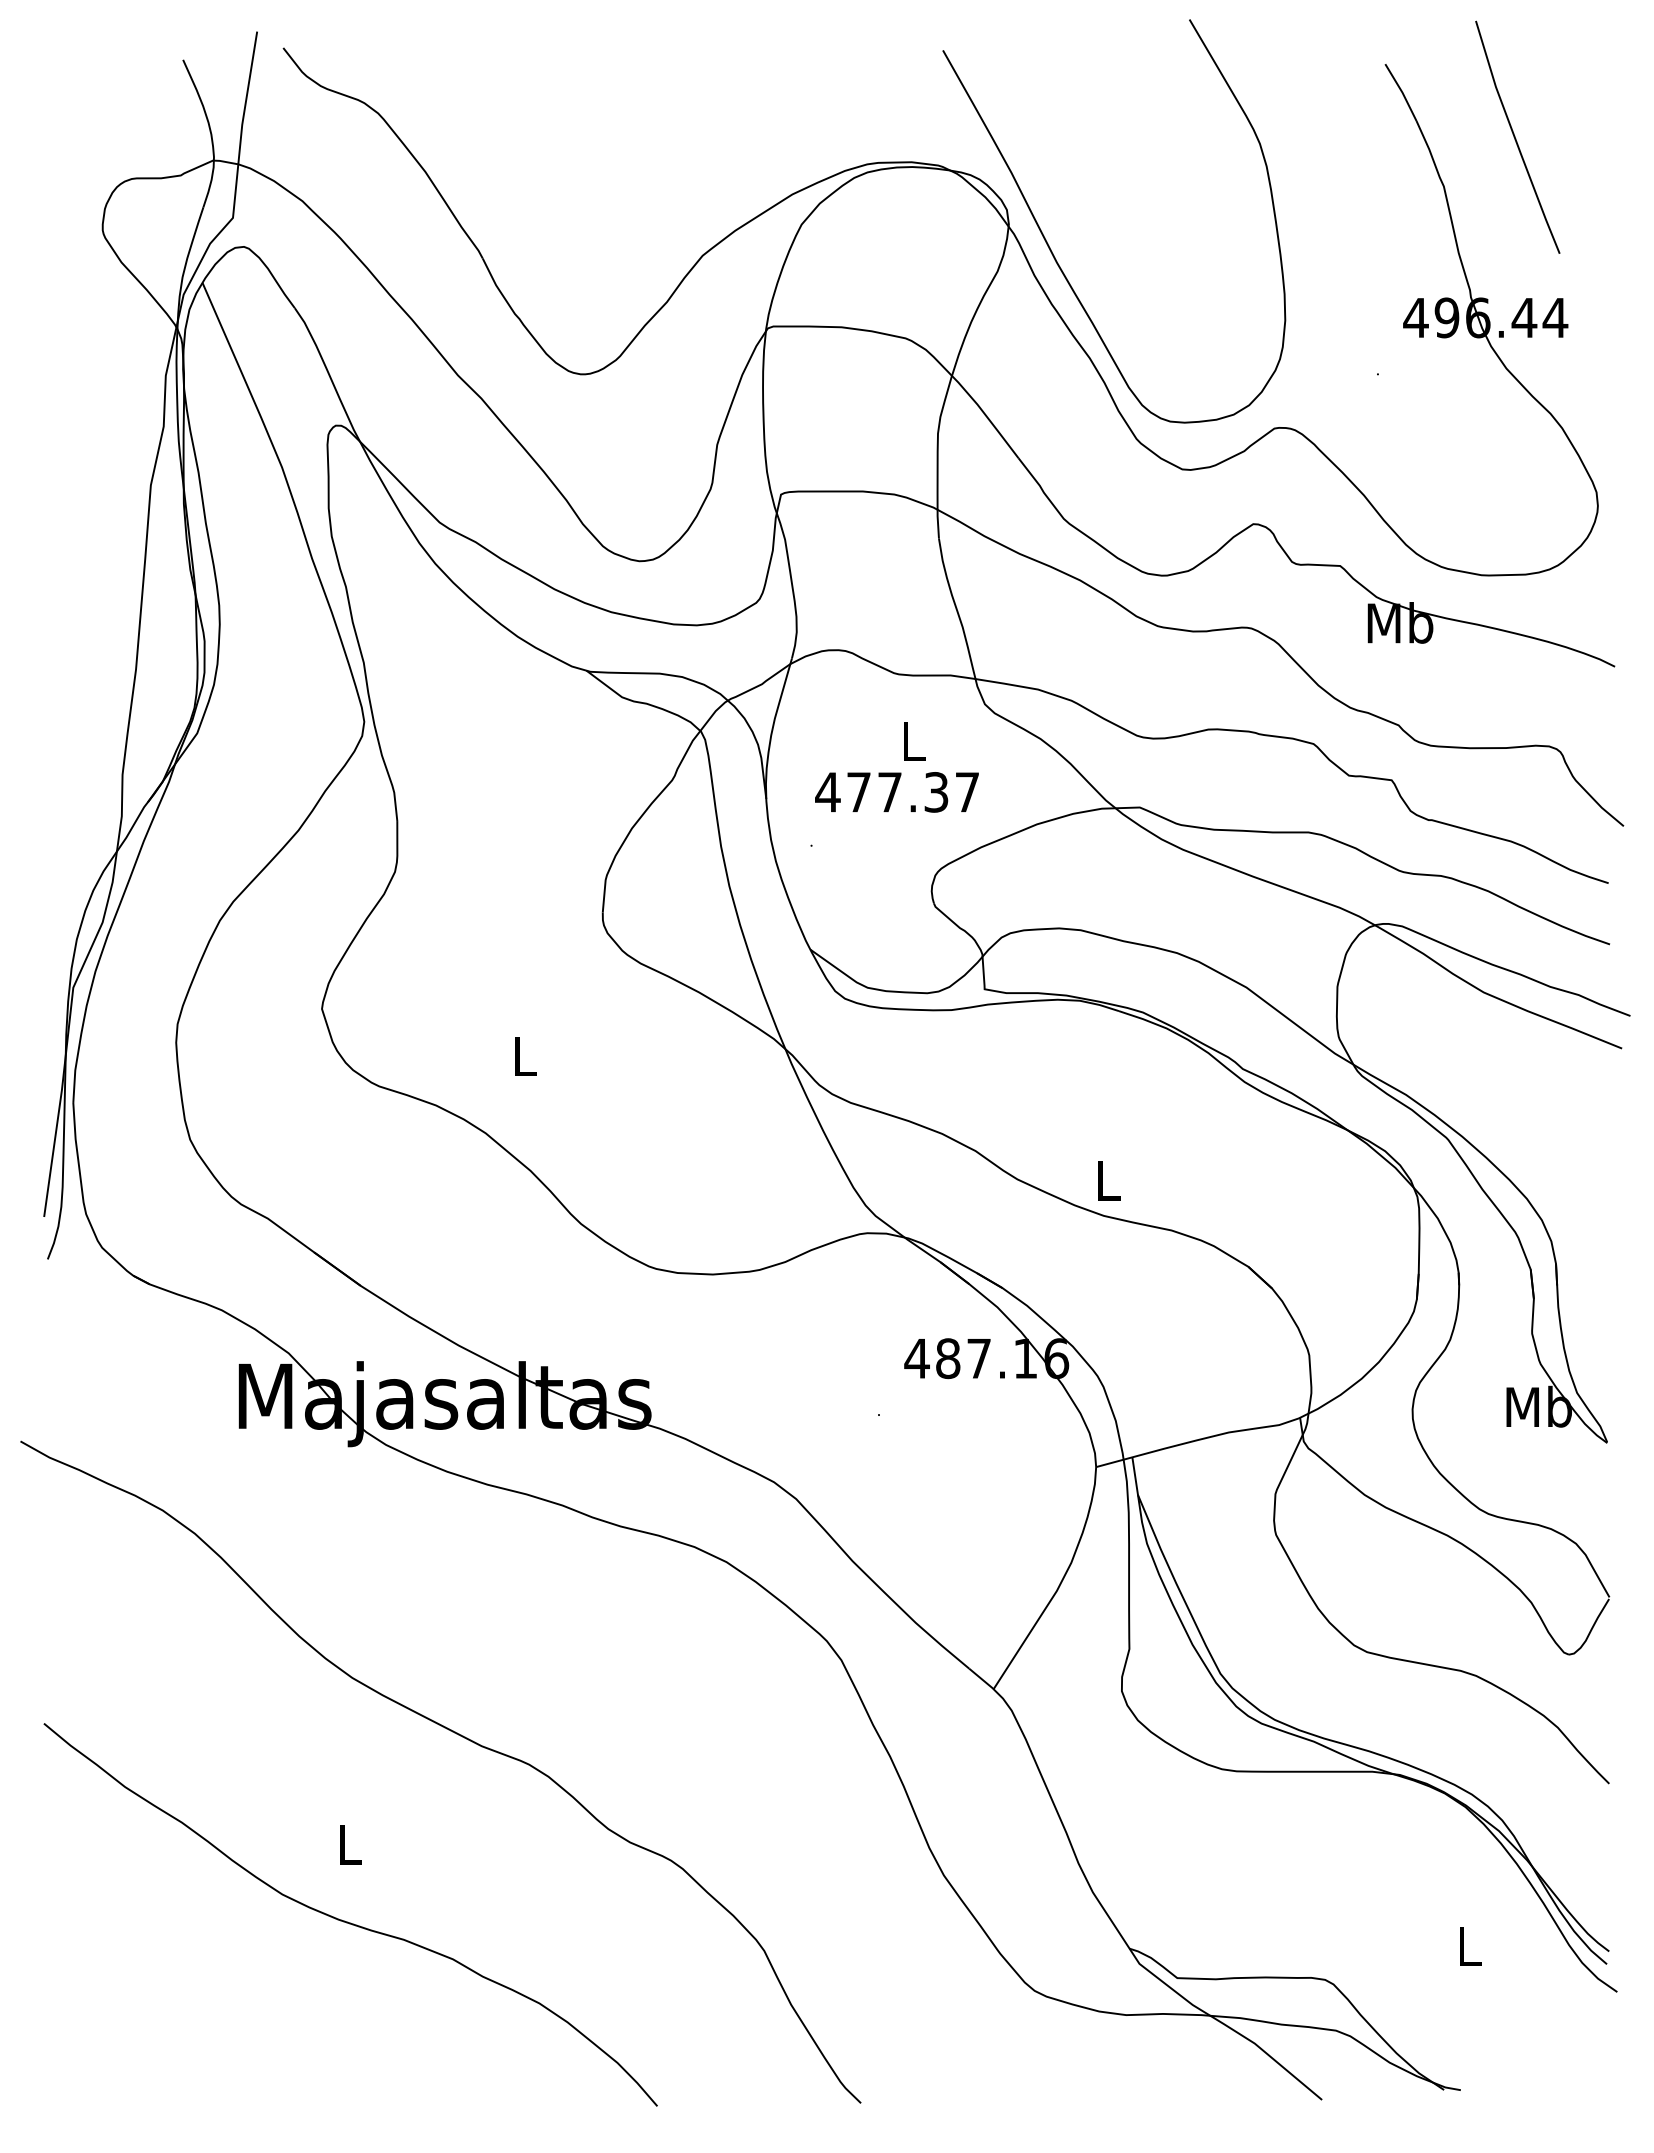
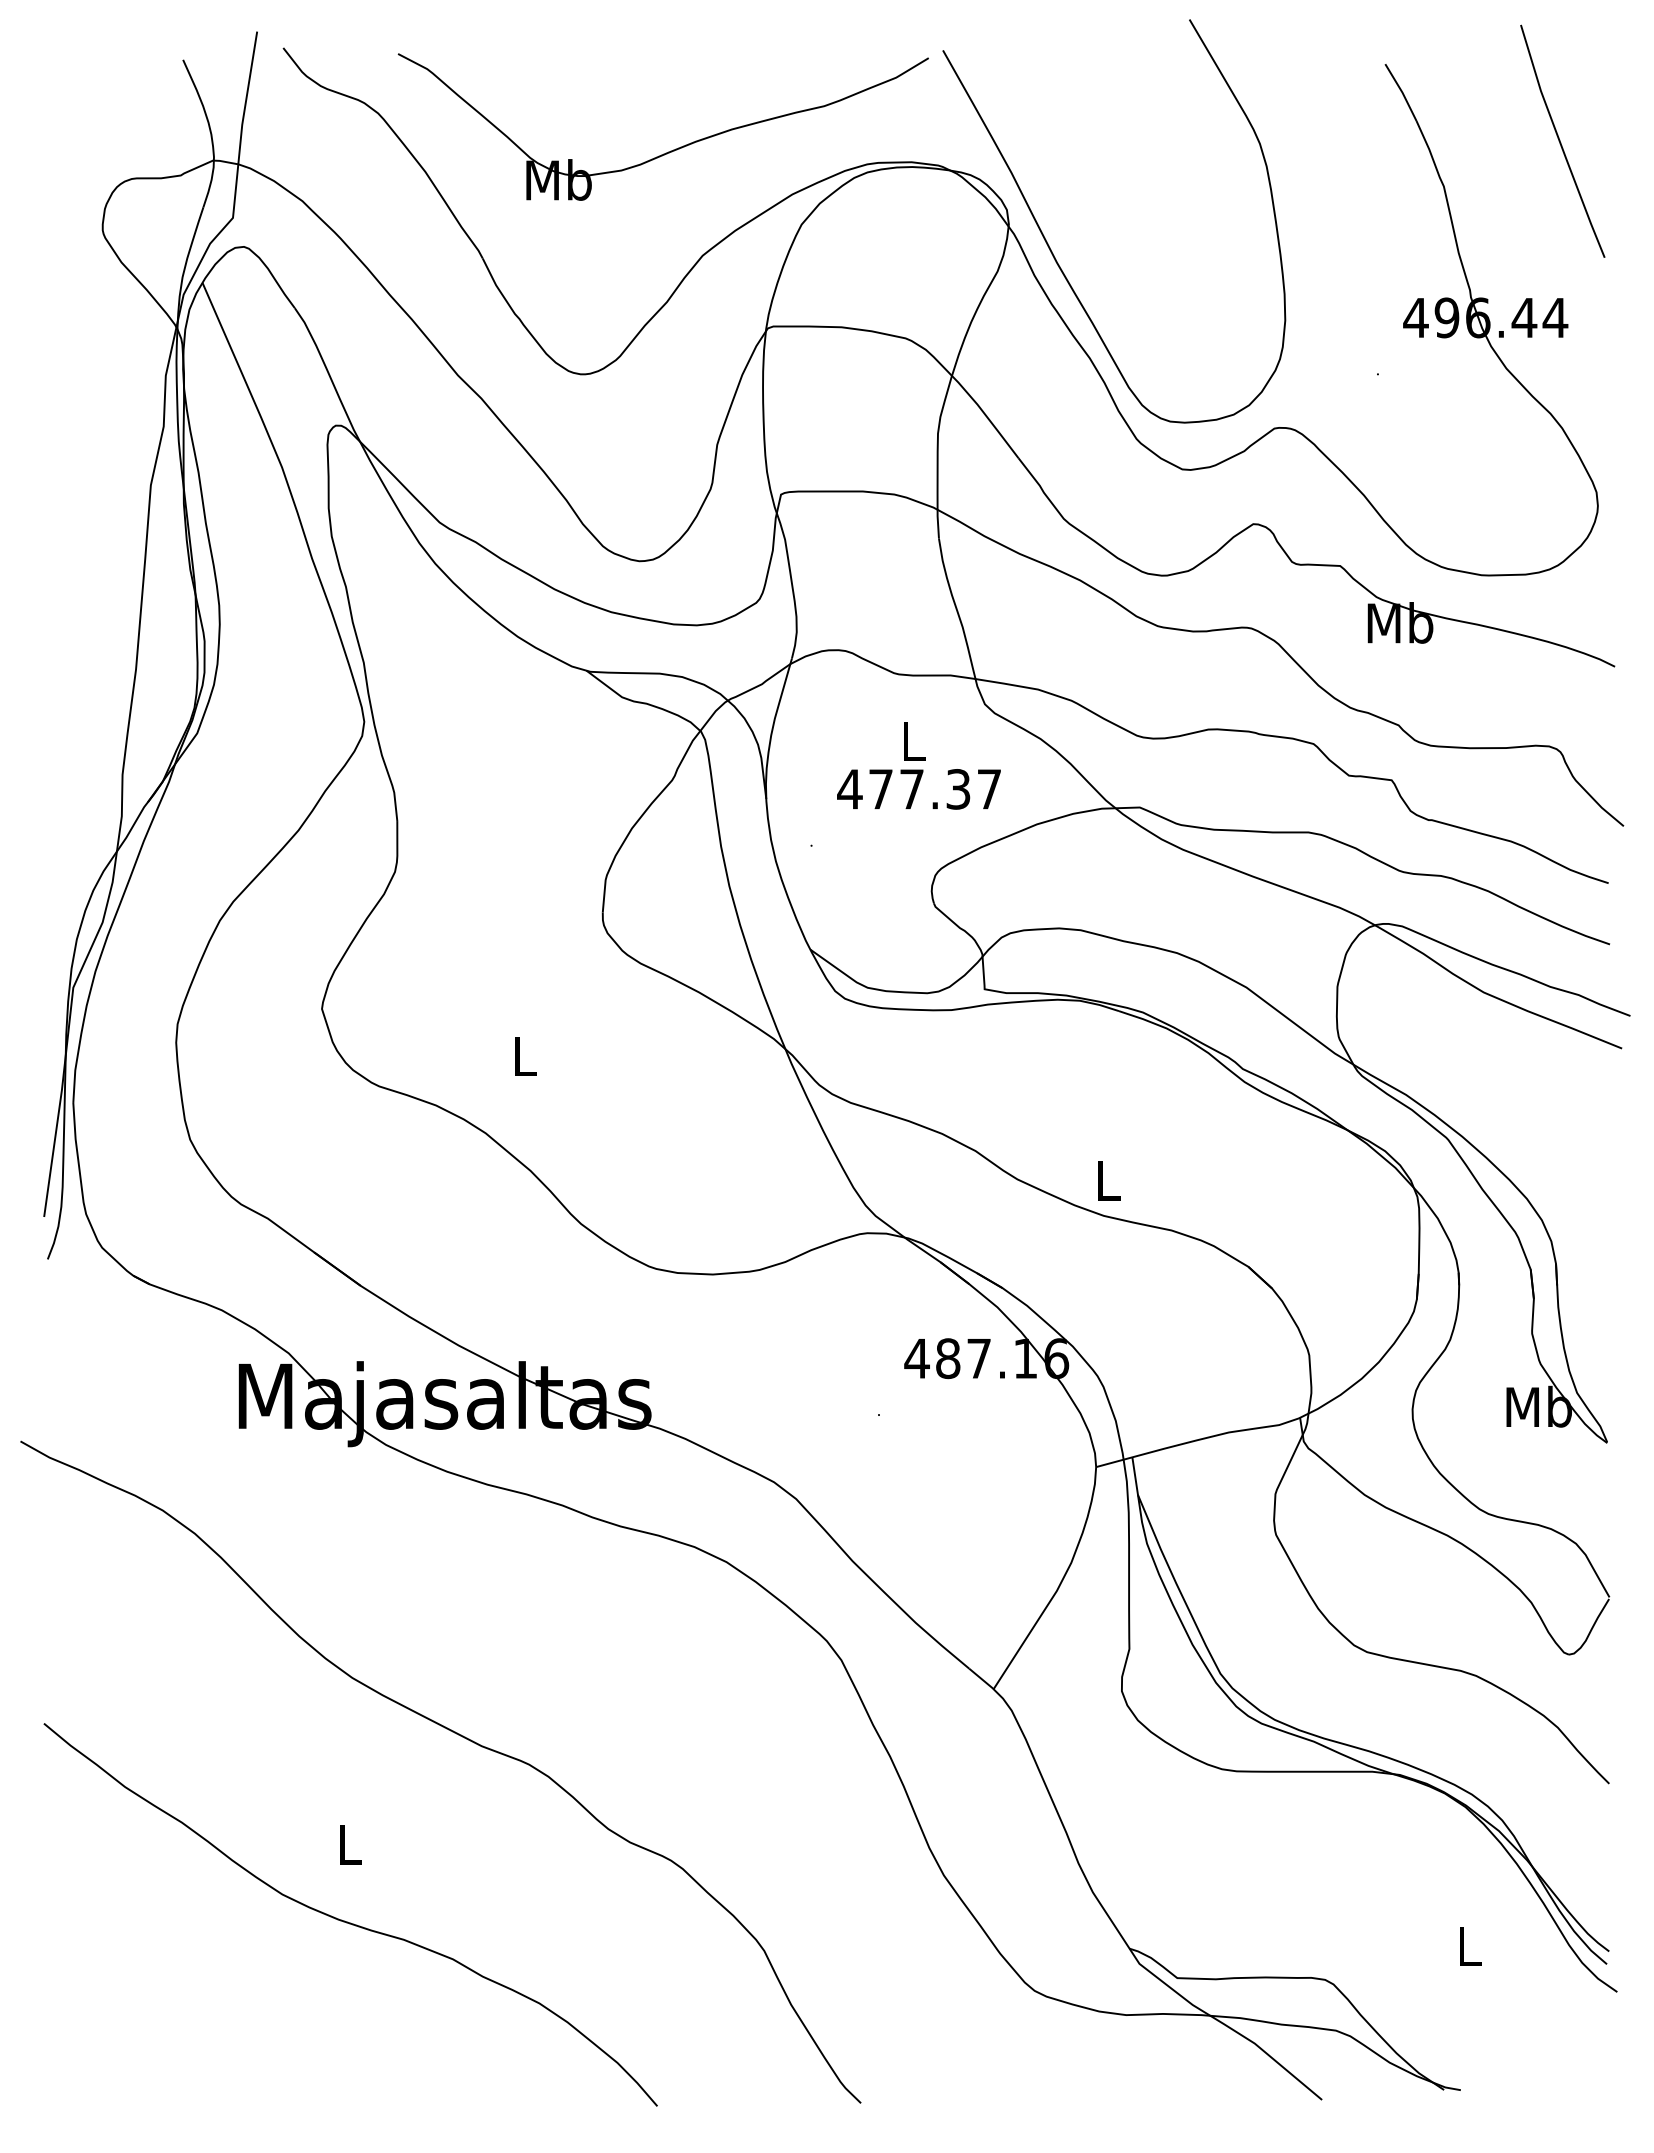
line position: (1515, 136) -> (1560, 140) (1560, 140)
part: none -> present (670, 150)
text position: (896, 792) -> (918, 789) (918, 789)
